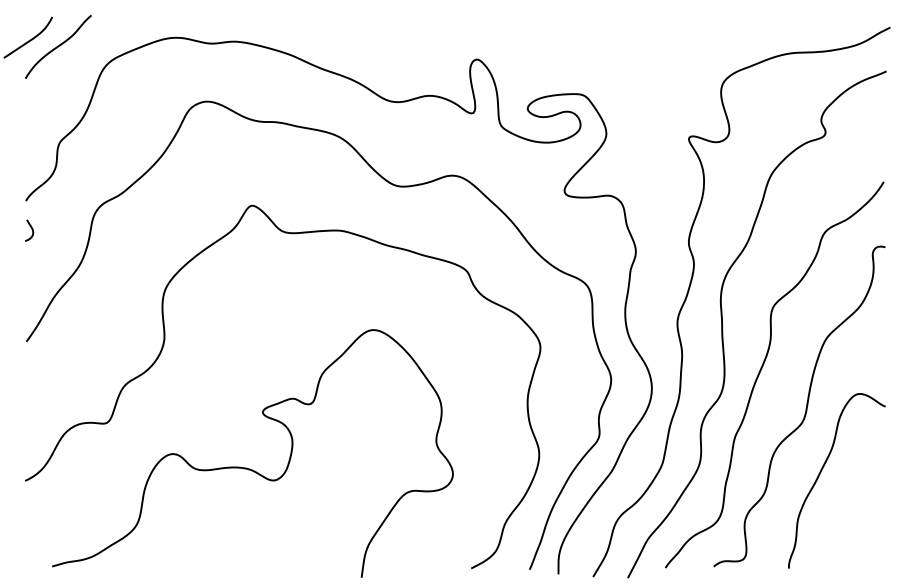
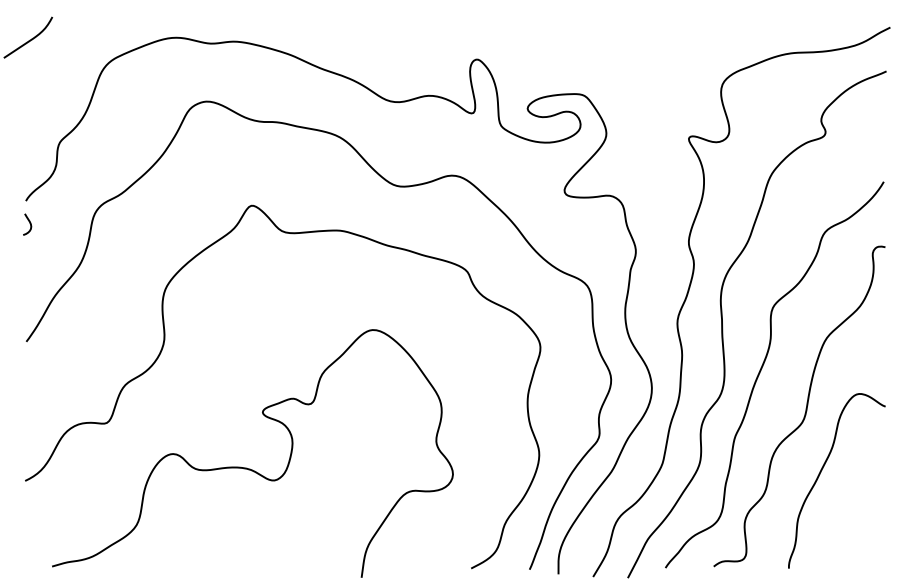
curve: present -> none (58, 46)
curve position: (31, 229) -> (29, 223) (29, 223)
